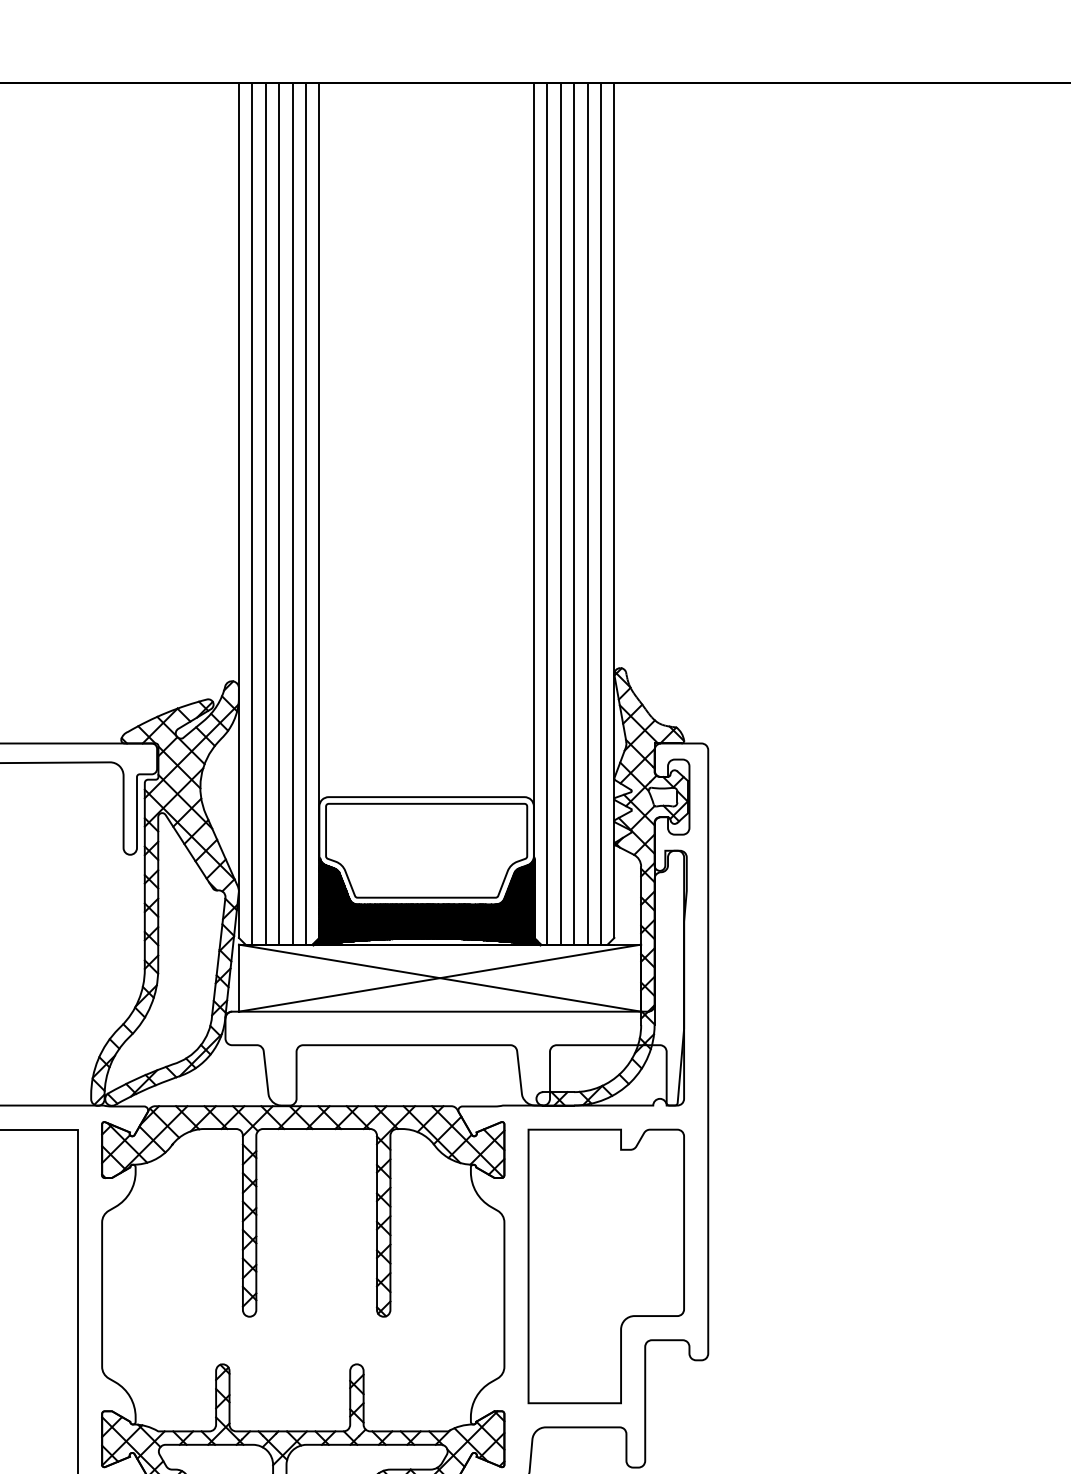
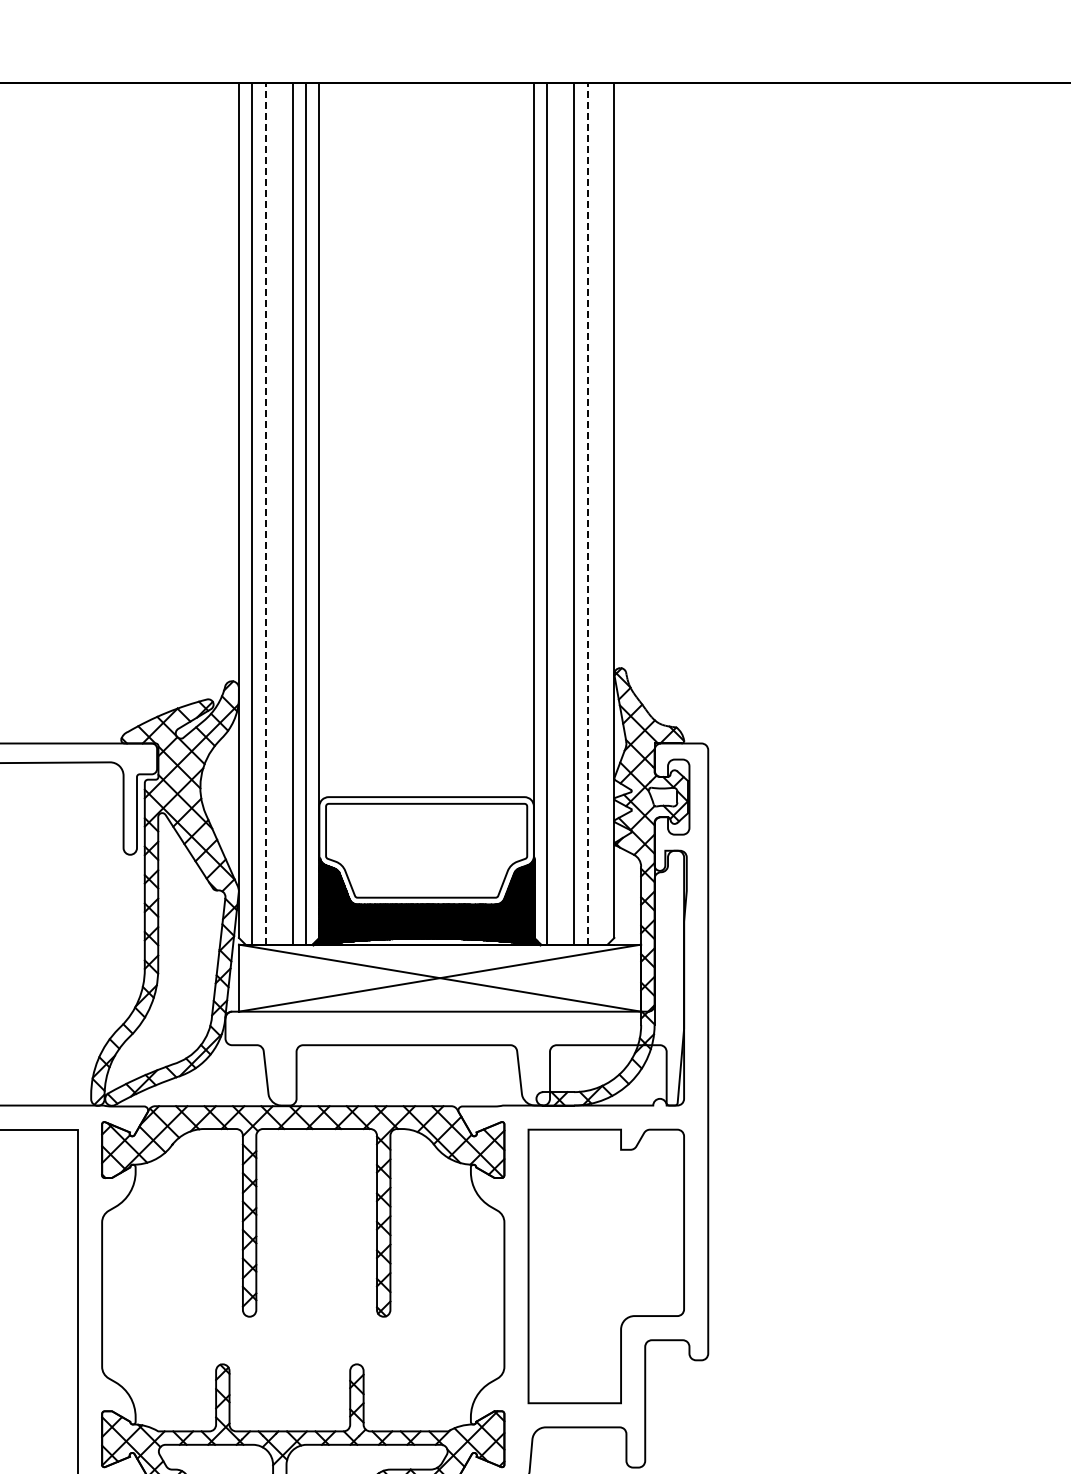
line: solid -> dashed (265, 513)
line: present -> none (279, 513)
line: present -> none (560, 513)
line: solid -> dashed (587, 513)
line: present -> none (600, 513)
